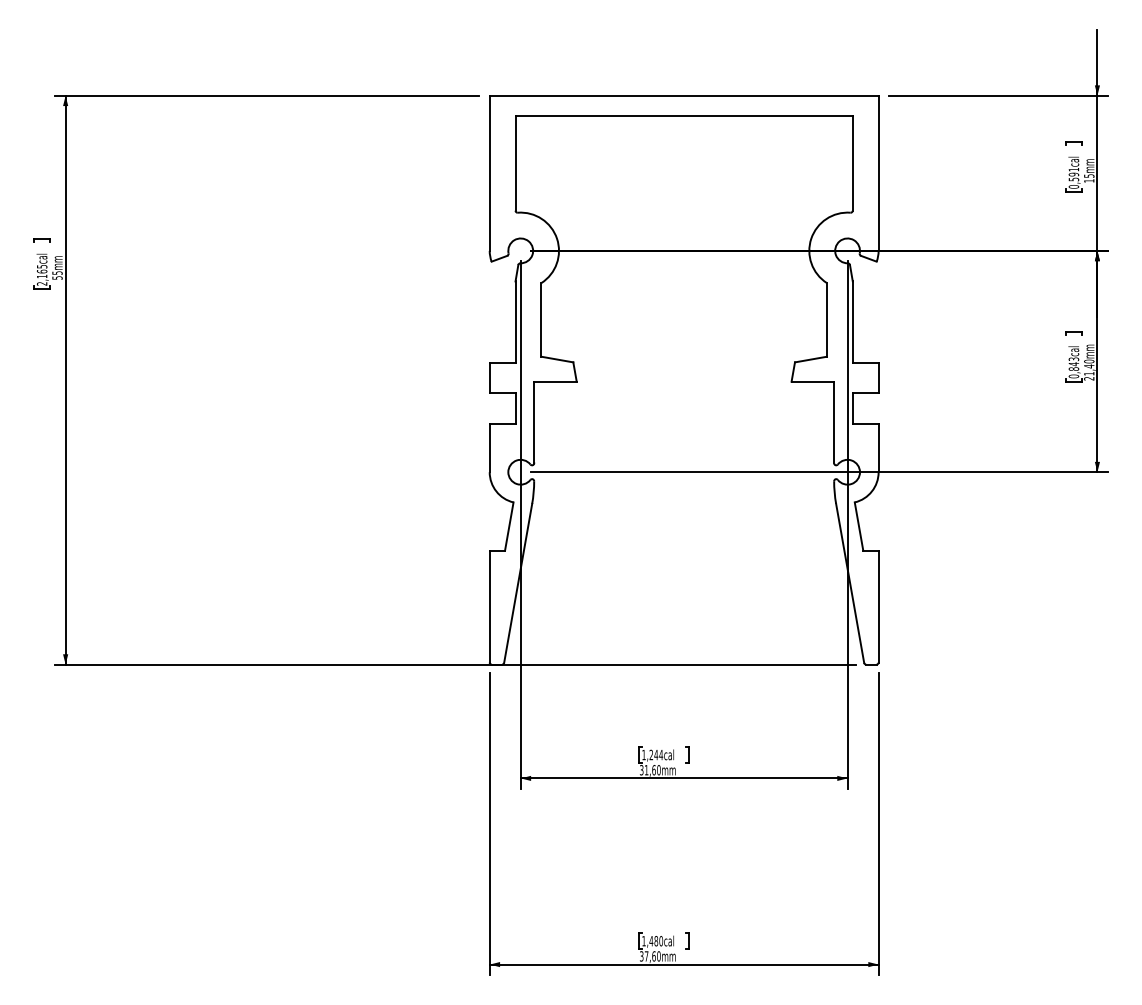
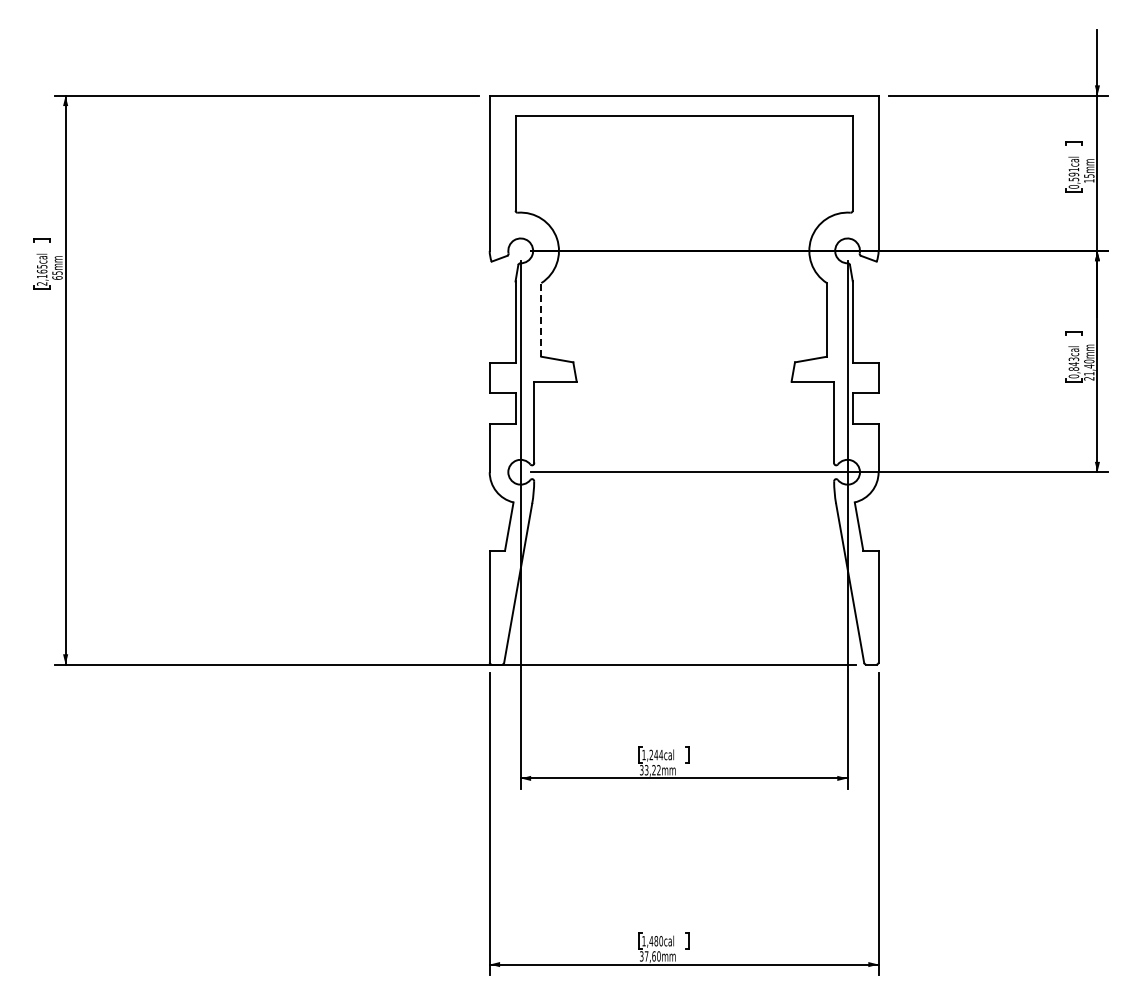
text: 55mm -> 65mm (57, 277)
line: solid -> dashed (541, 319)
text: 31,60mm -> 33,22mm (652, 770)
